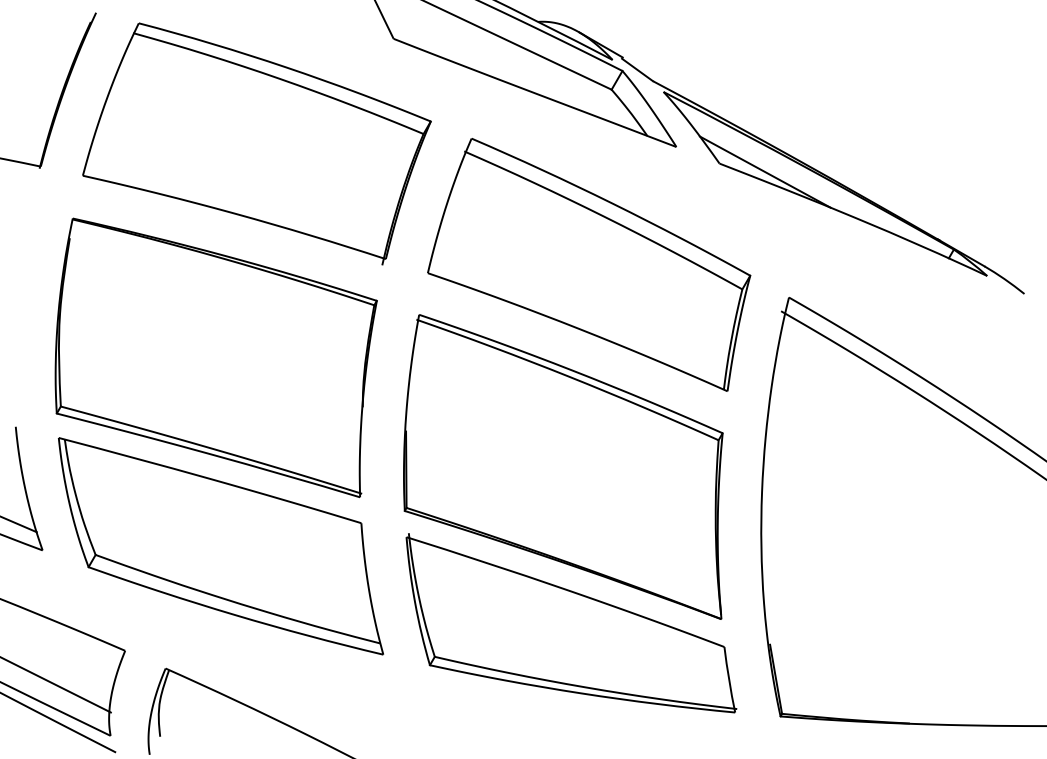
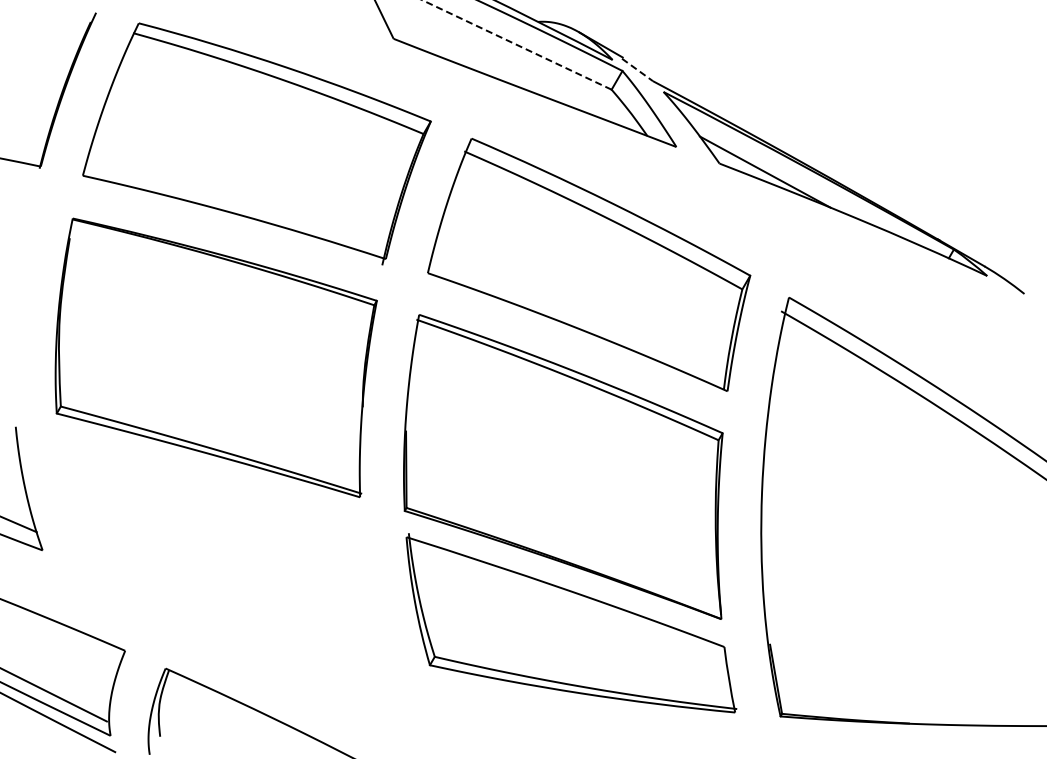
line: solid -> dashed (516, 44)
line: solid -> dashed (637, 70)
part: present -> none (221, 546)
line position: (56, 685) -> (54, 695) (54, 695)
